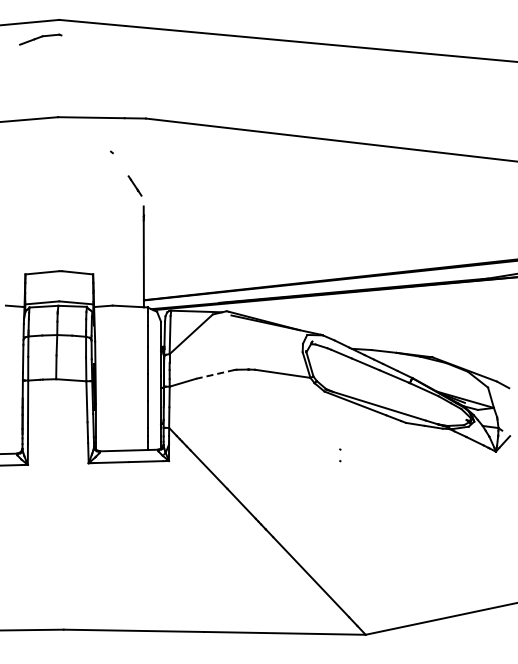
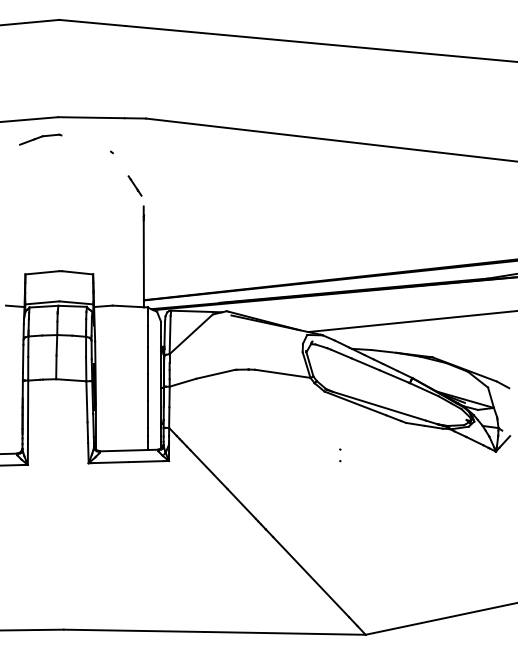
part position: (40, 39) -> (40, 139) (40, 139)
line: none -> present (411, 321)
line: dashed -> solid (215, 374)
